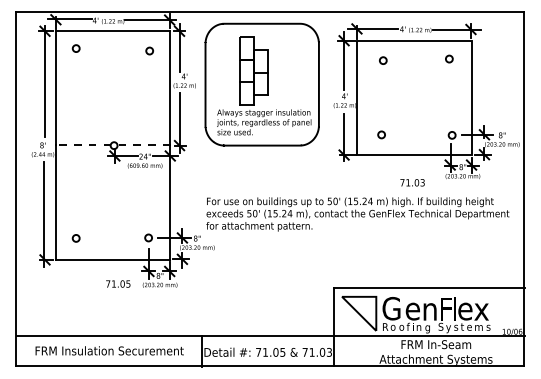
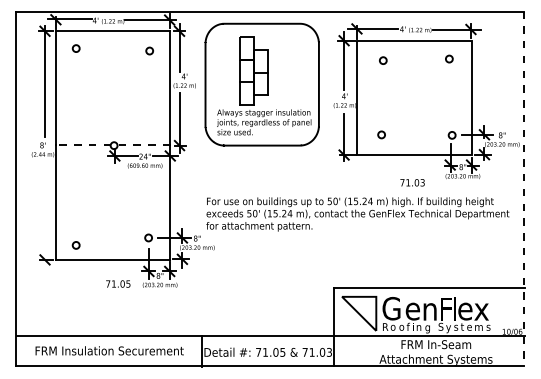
line: solid -> dashed (524, 189)
line: present -> none (44, 213)
circle position: (75, 238) -> (75, 245) (75, 245)
